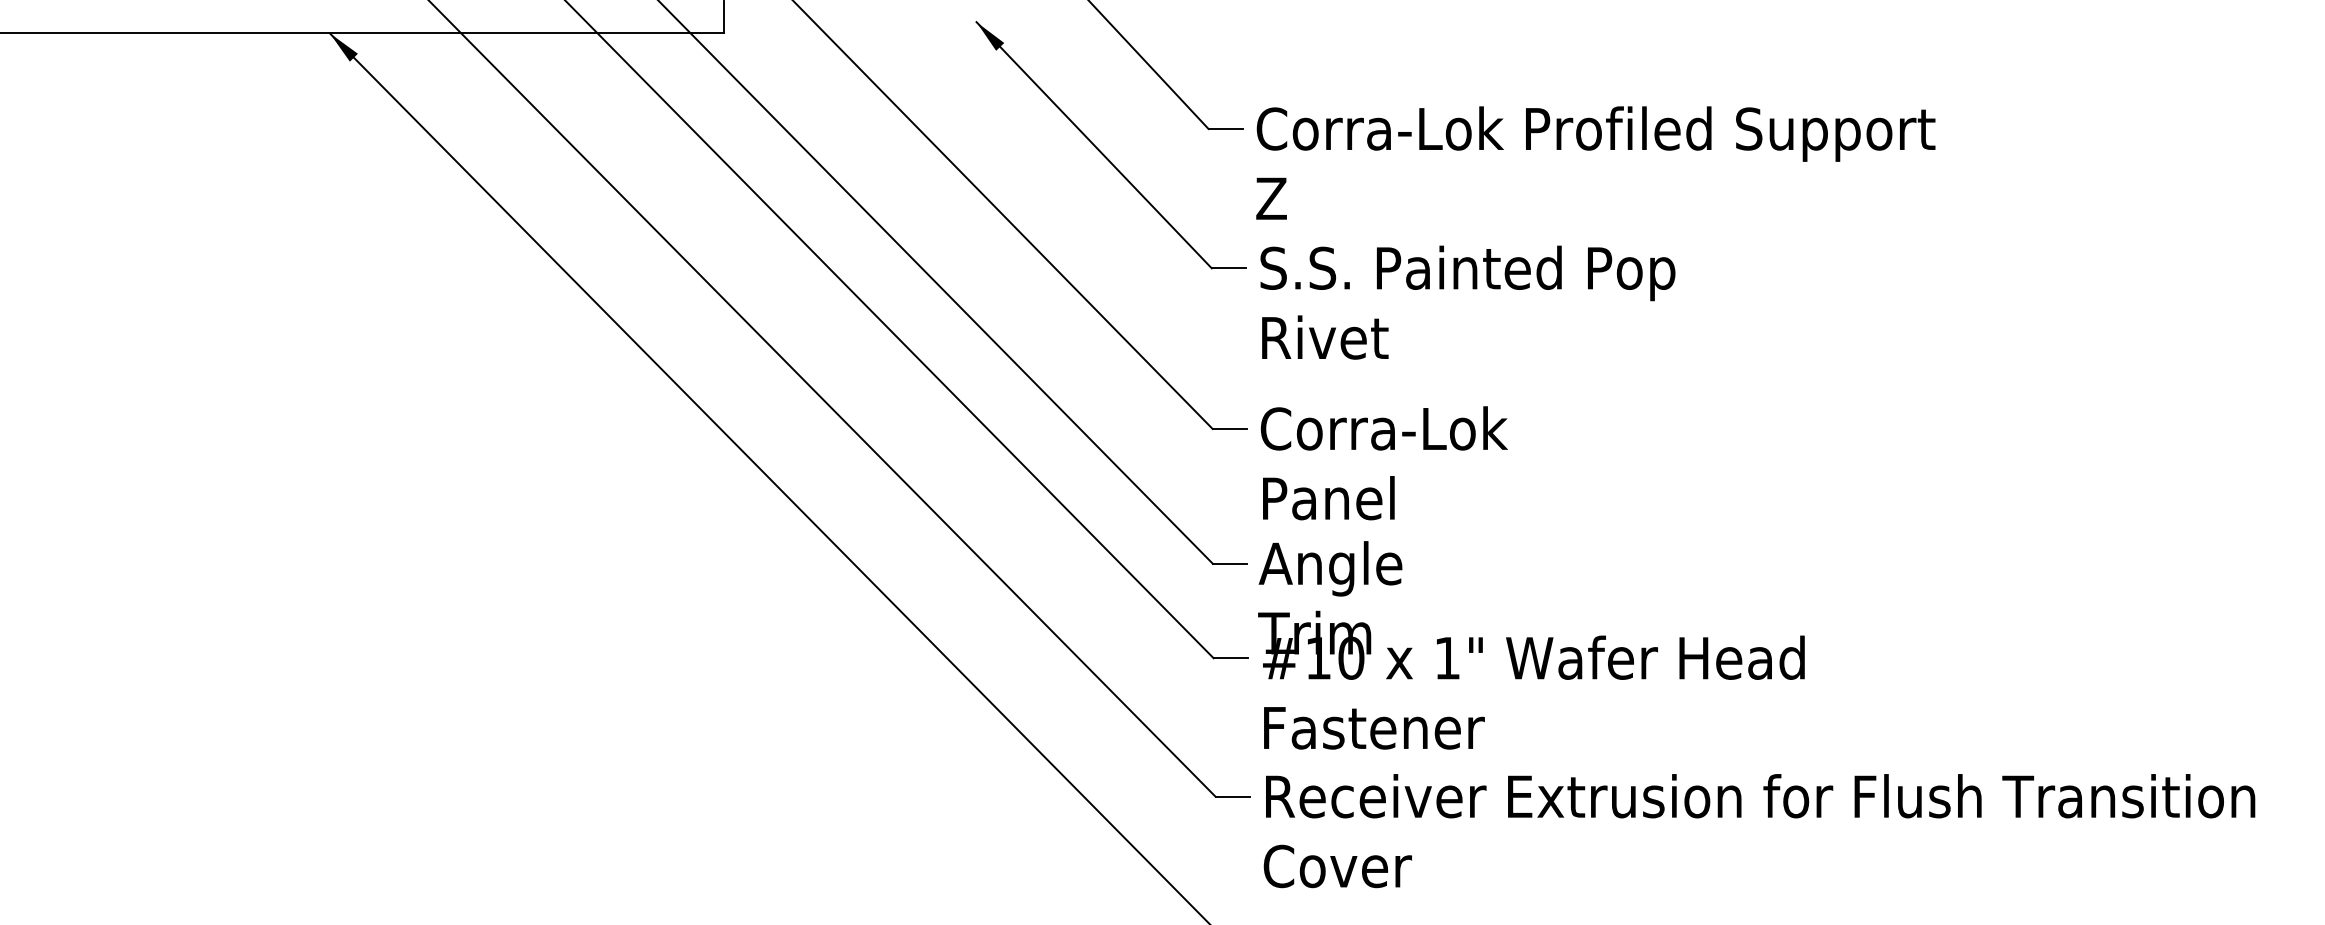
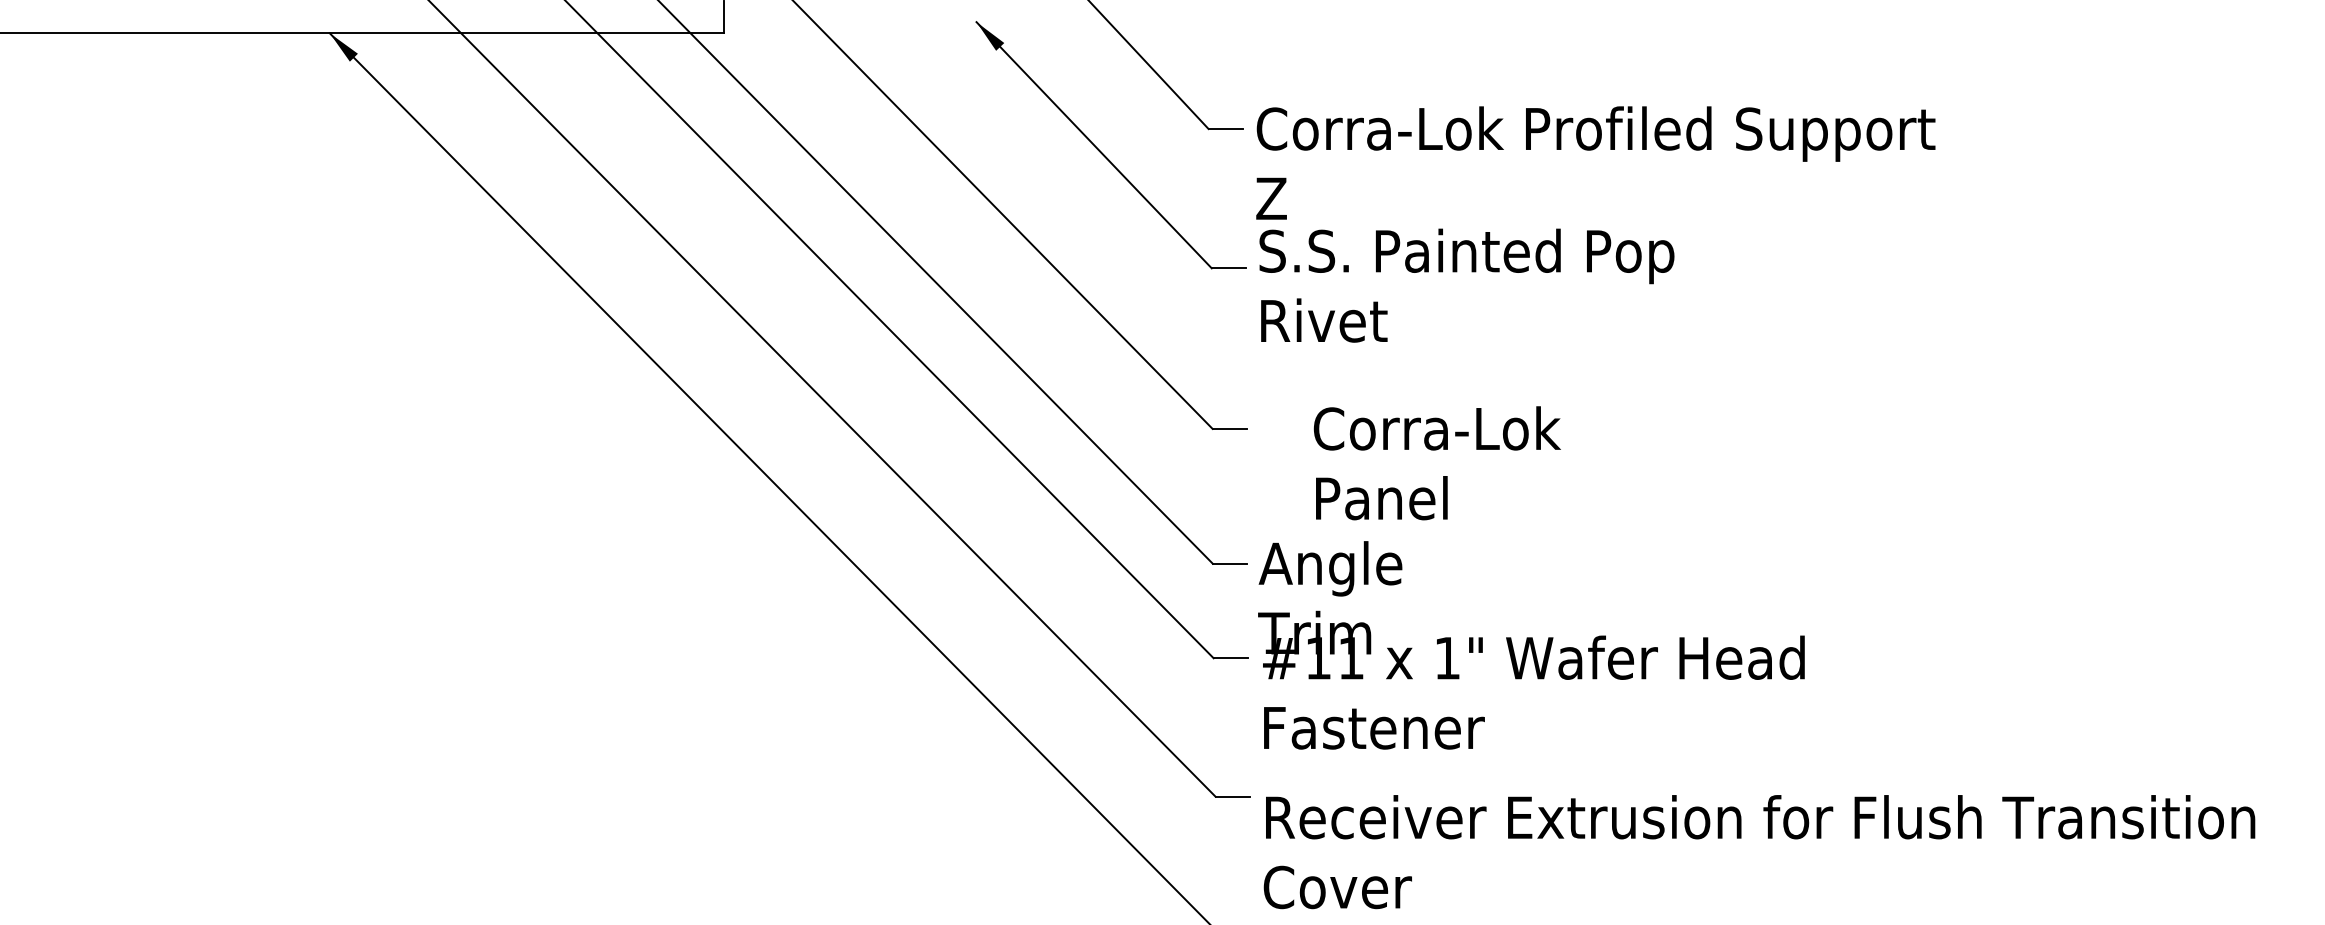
text position: (1467, 302) -> (1466, 285) (1466, 285)
text position: (1383, 463) -> (1436, 463) (1436, 463)
text: #10 -> #11 (1351, 657)
text position: (1759, 831) -> (1759, 852) (1759, 852)
